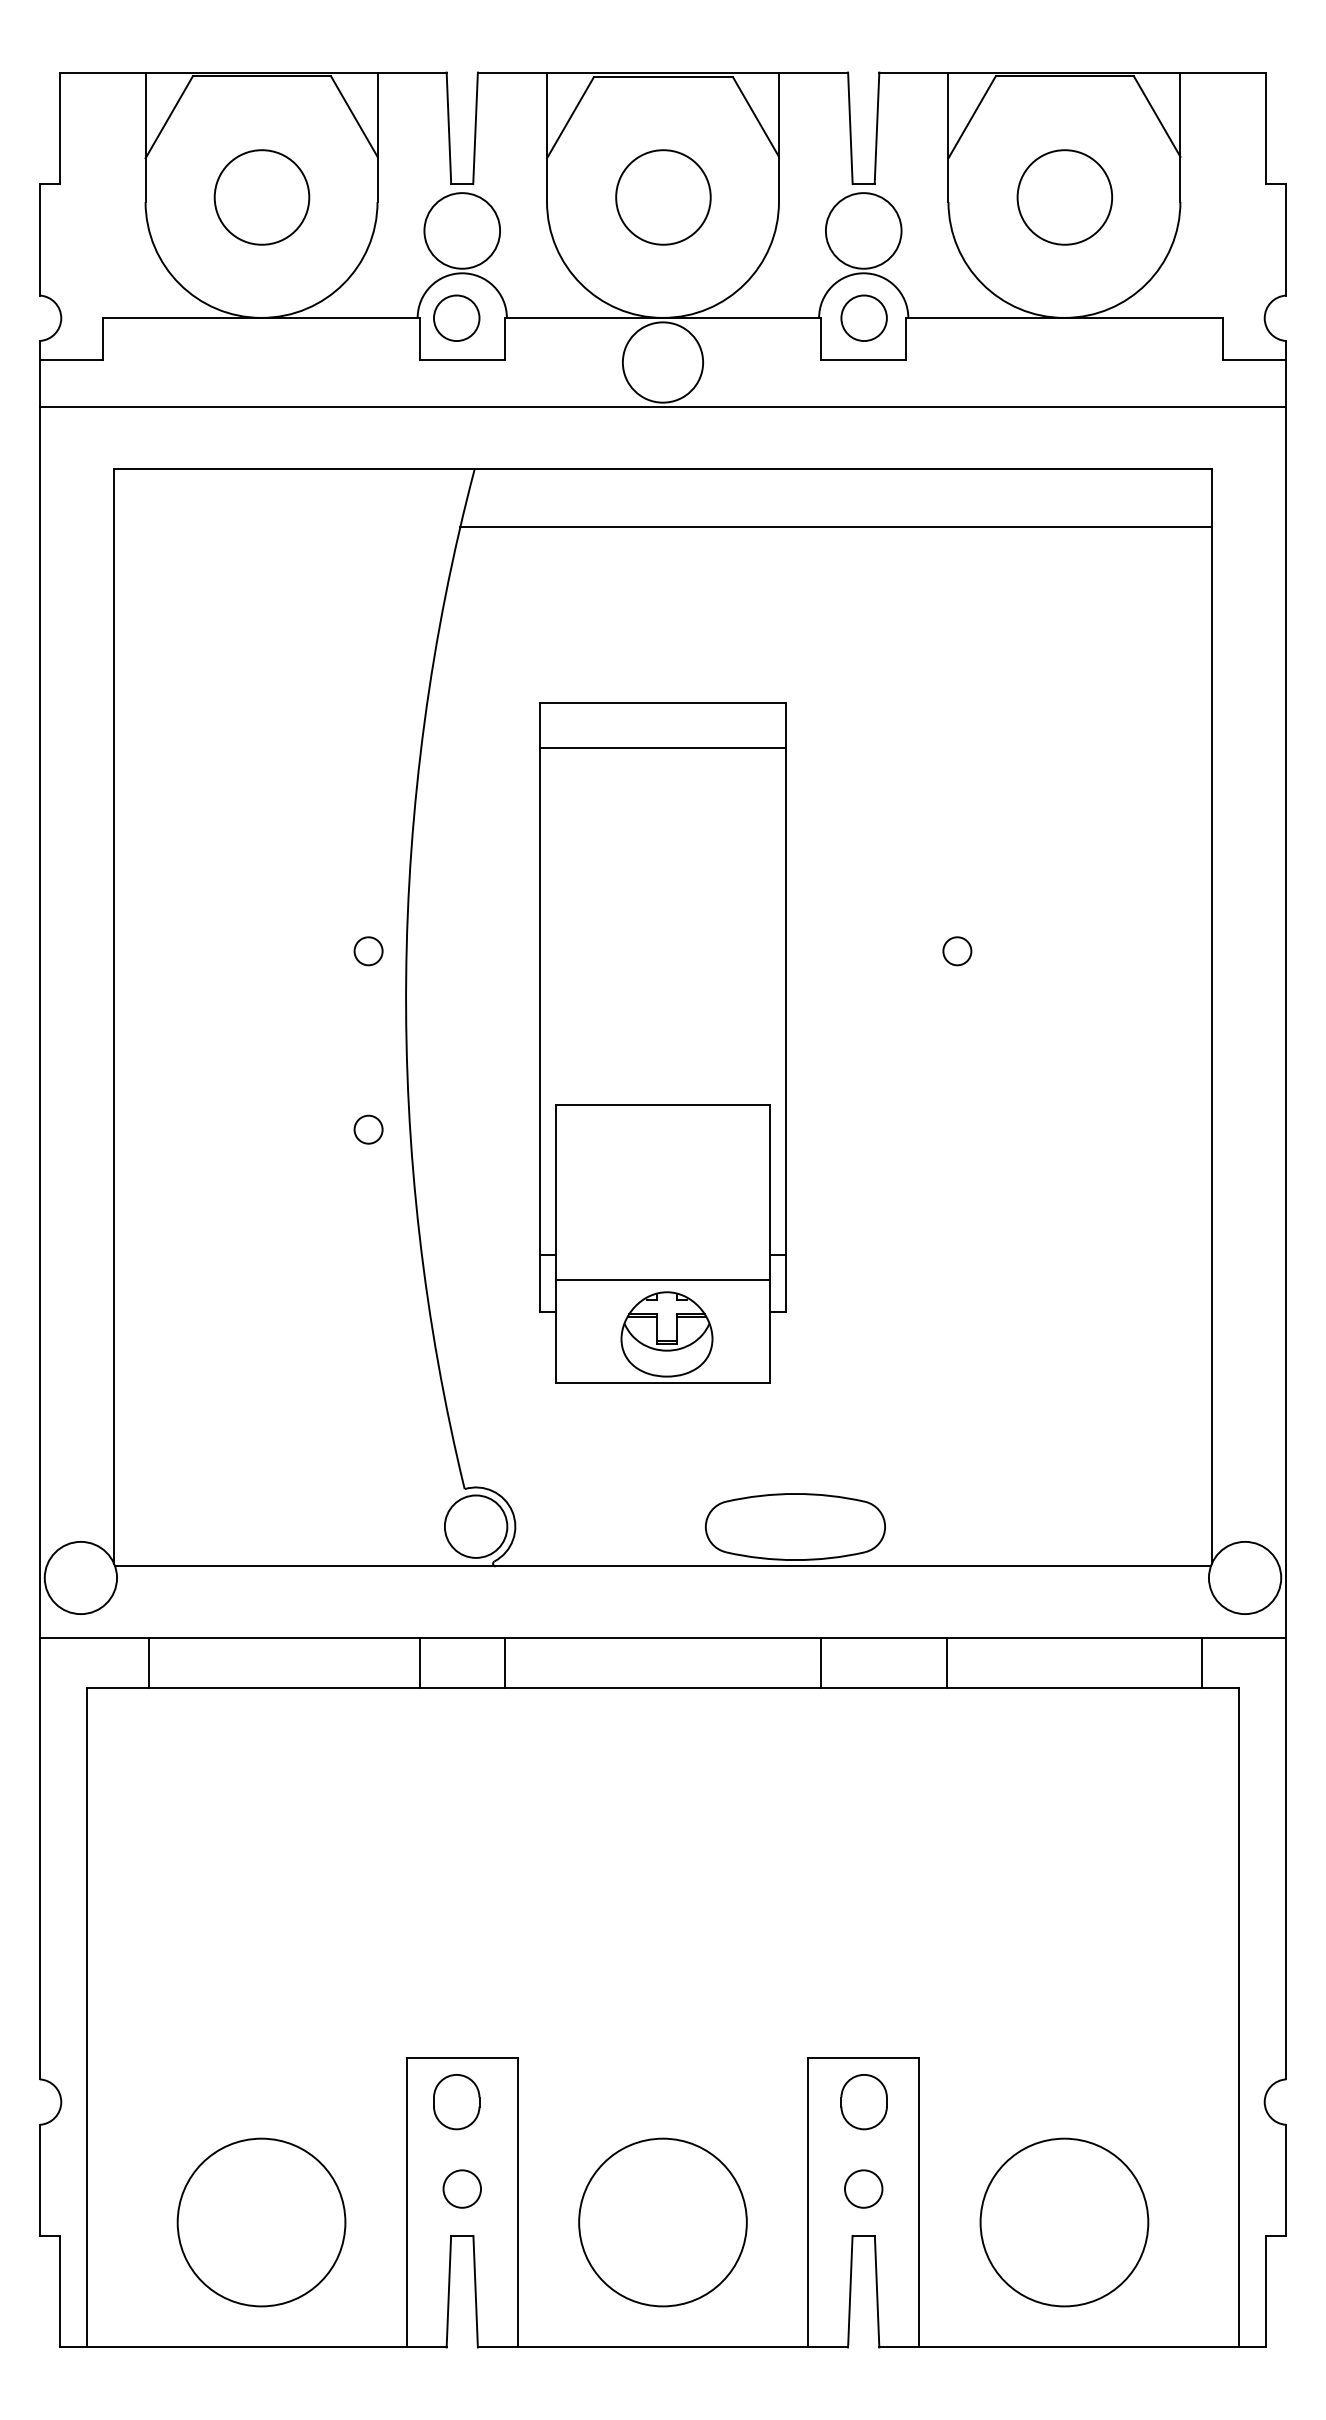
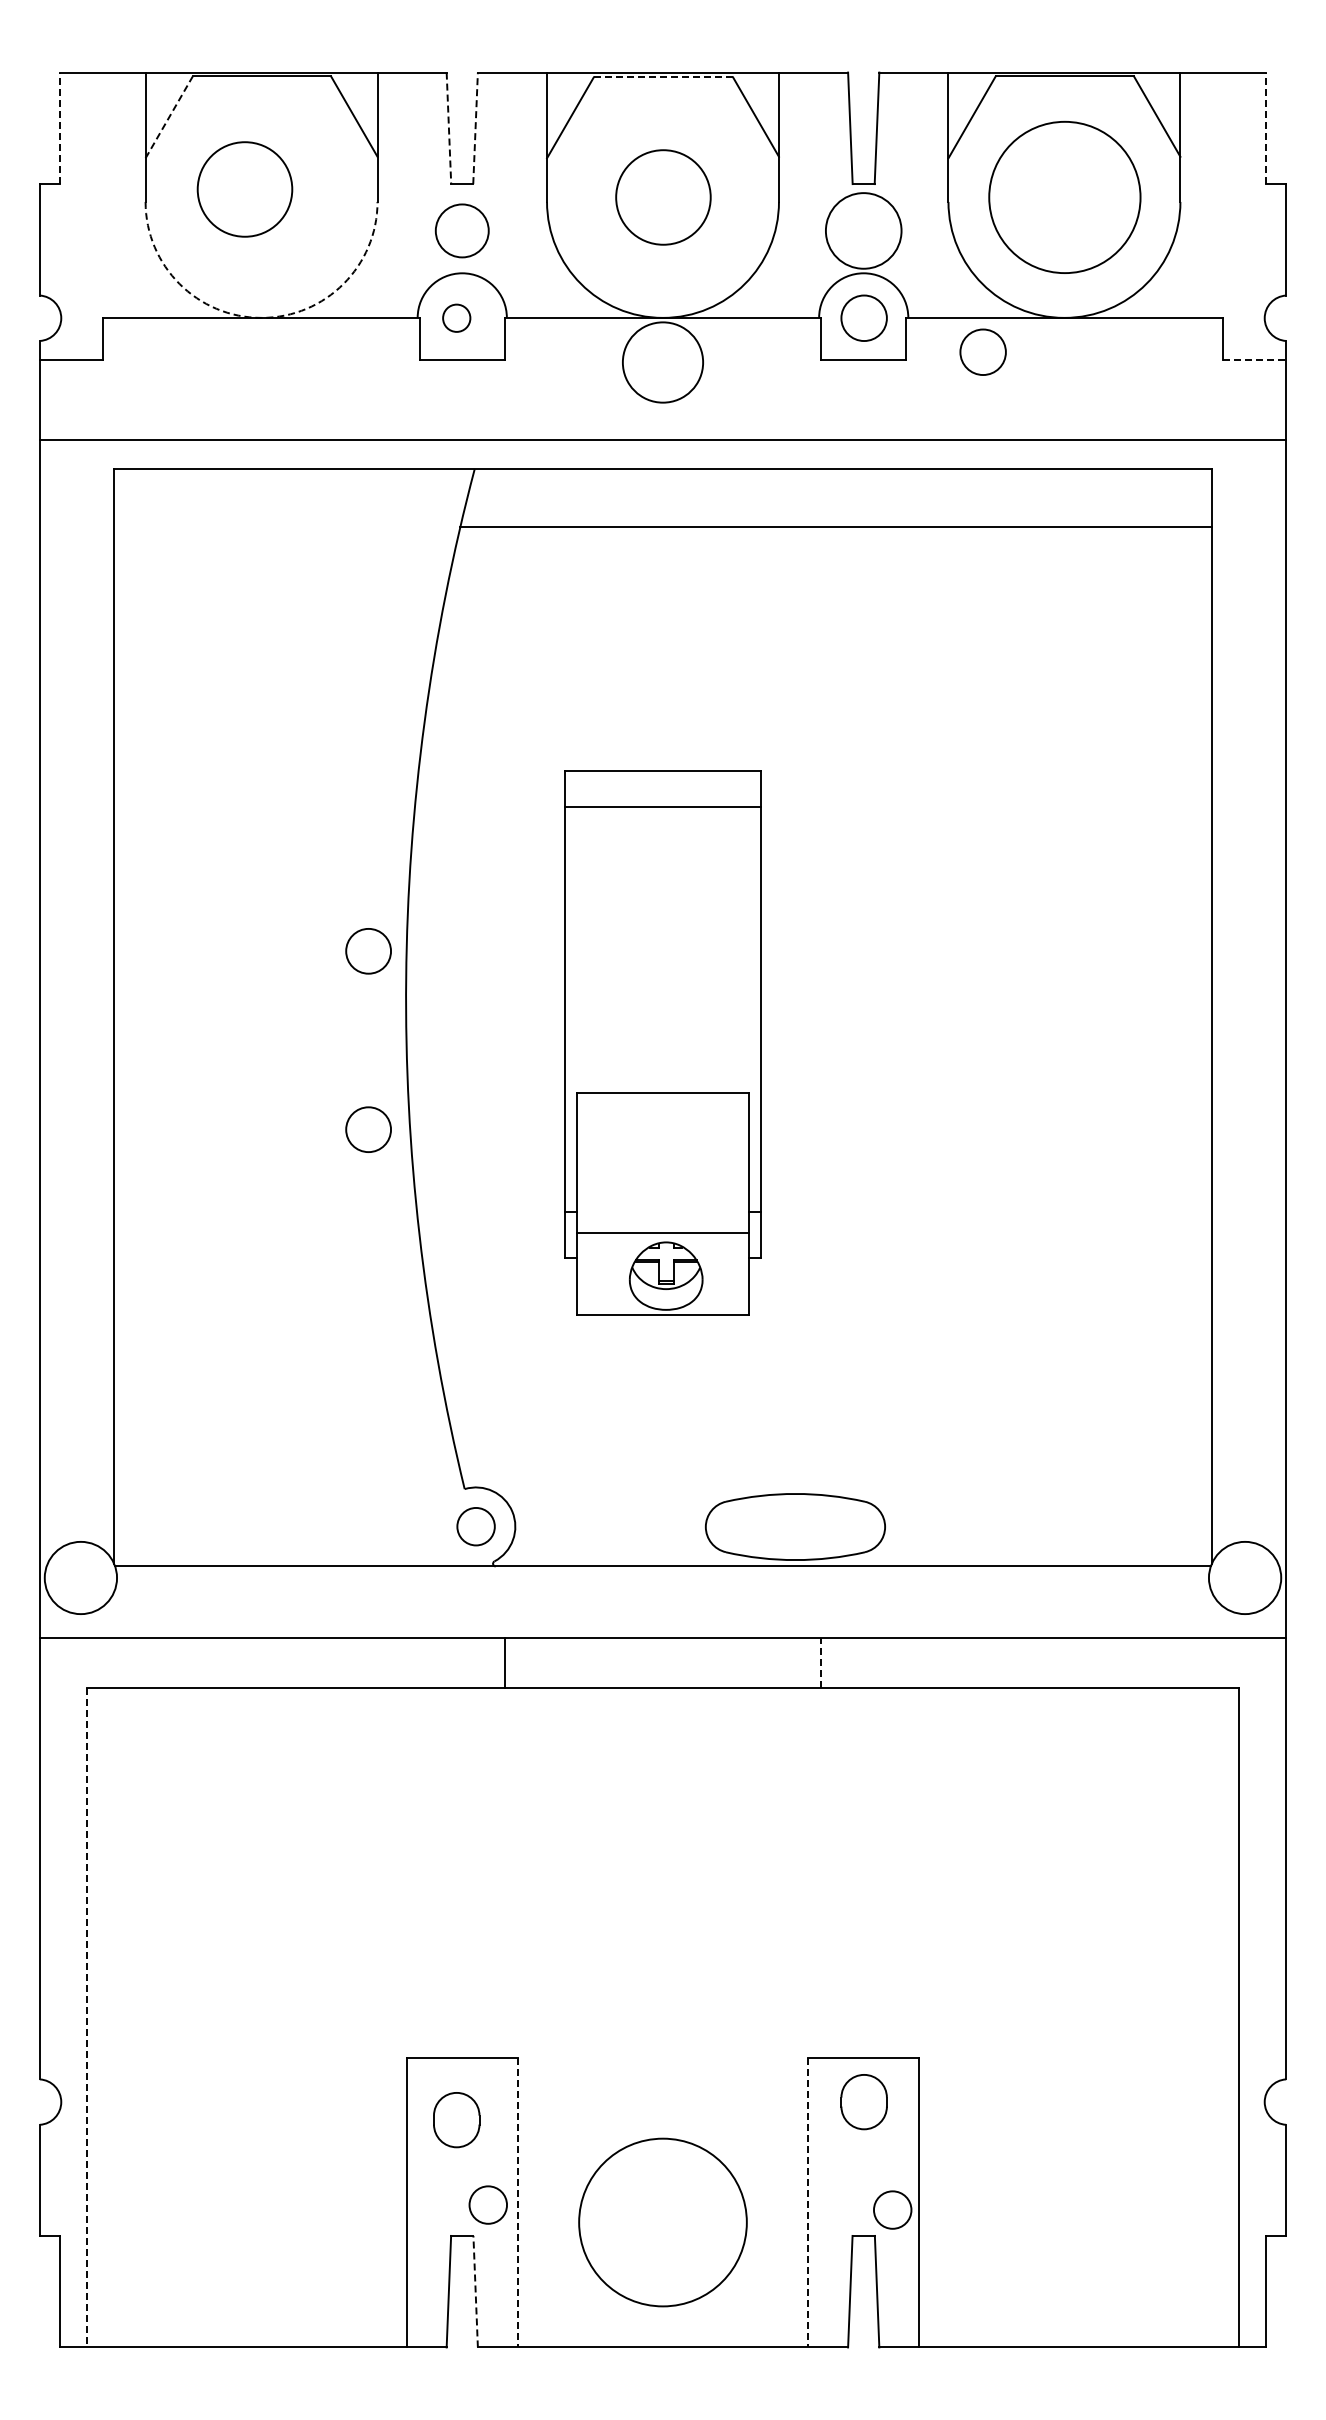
line: solid -> dashed (663, 77)
line: solid -> dashed (169, 116)
line: solid -> dashed (59, 128)
line: solid -> dashed (448, 128)
line: solid -> dashed (475, 128)
line: solid -> dashed (1266, 128)
circle position: (261, 197) -> (244, 189) (244, 189)
circle diameter: 95 px -> 151 px (1064, 197)
circle diameter: 76 px -> 53 px (461, 230)
arc: solid -> dashed (261, 317)
circle diameter: 45 px -> 27 px (456, 317)
circle: none -> present (982, 351)
line: solid -> dashed (1254, 360)
line position: (662, 407) -> (662, 440) (662, 440)
circle diameter: 28 px -> 45 px (368, 950)
circle: present -> none (957, 951)
part size: 248x682 px -> 198x546 px (662, 1042)
circle diameter: 28 px -> 45 px (368, 1129)
circle diameter: 62 px -> 37 px (475, 1526)
line: present -> none (148, 1663)
line: present -> none (419, 1663)
line: solid -> dashed (821, 1663)
line: present -> none (947, 1663)
line: present -> none (1201, 1663)
line: solid -> dashed (86, 2017)
part position: (456, 2102) -> (456, 2120) (456, 2120)
circle position: (461, 2188) -> (487, 2204) (487, 2204)
circle position: (863, 2188) -> (892, 2209) (892, 2209)
line: solid -> dashed (518, 2202)
line: solid -> dashed (807, 2202)
circle: present -> none (261, 2222)
circle: present -> none (1064, 2222)
line: solid -> dashed (475, 2291)
